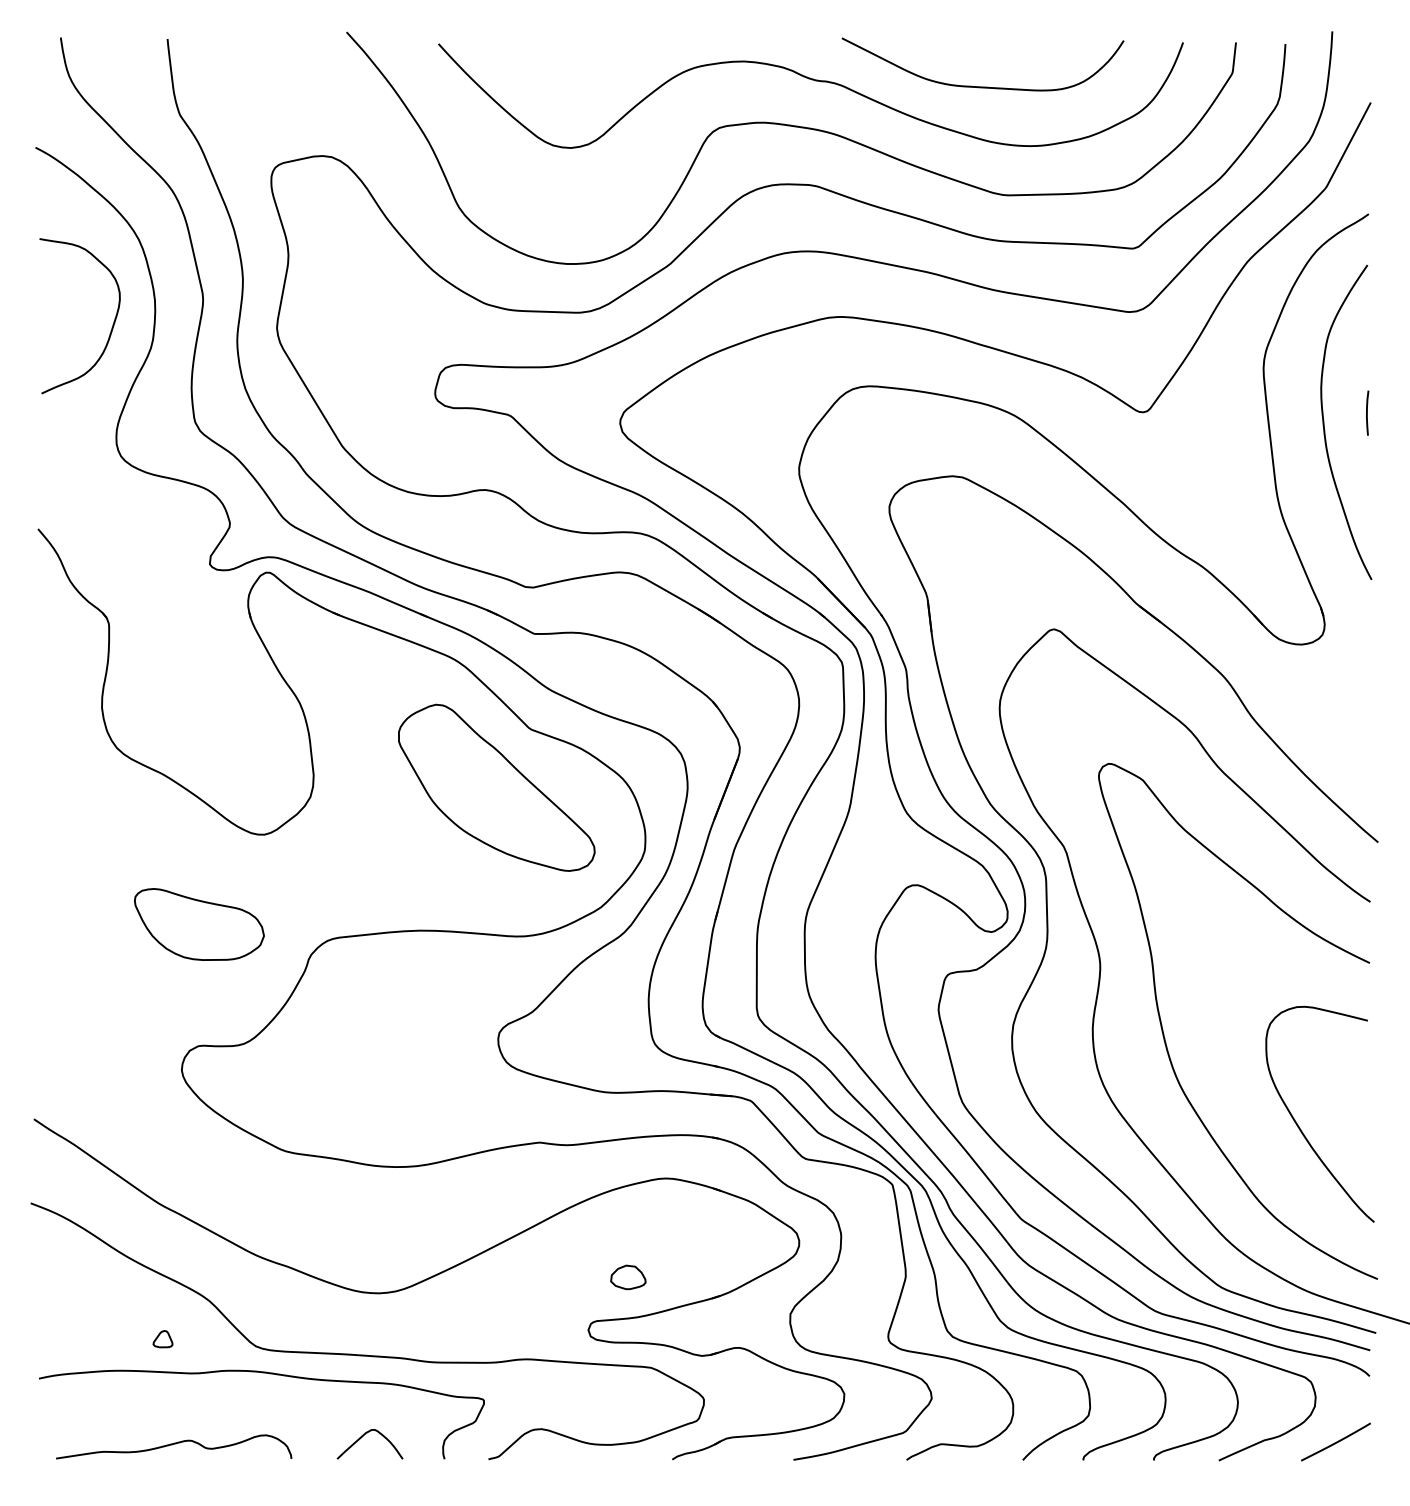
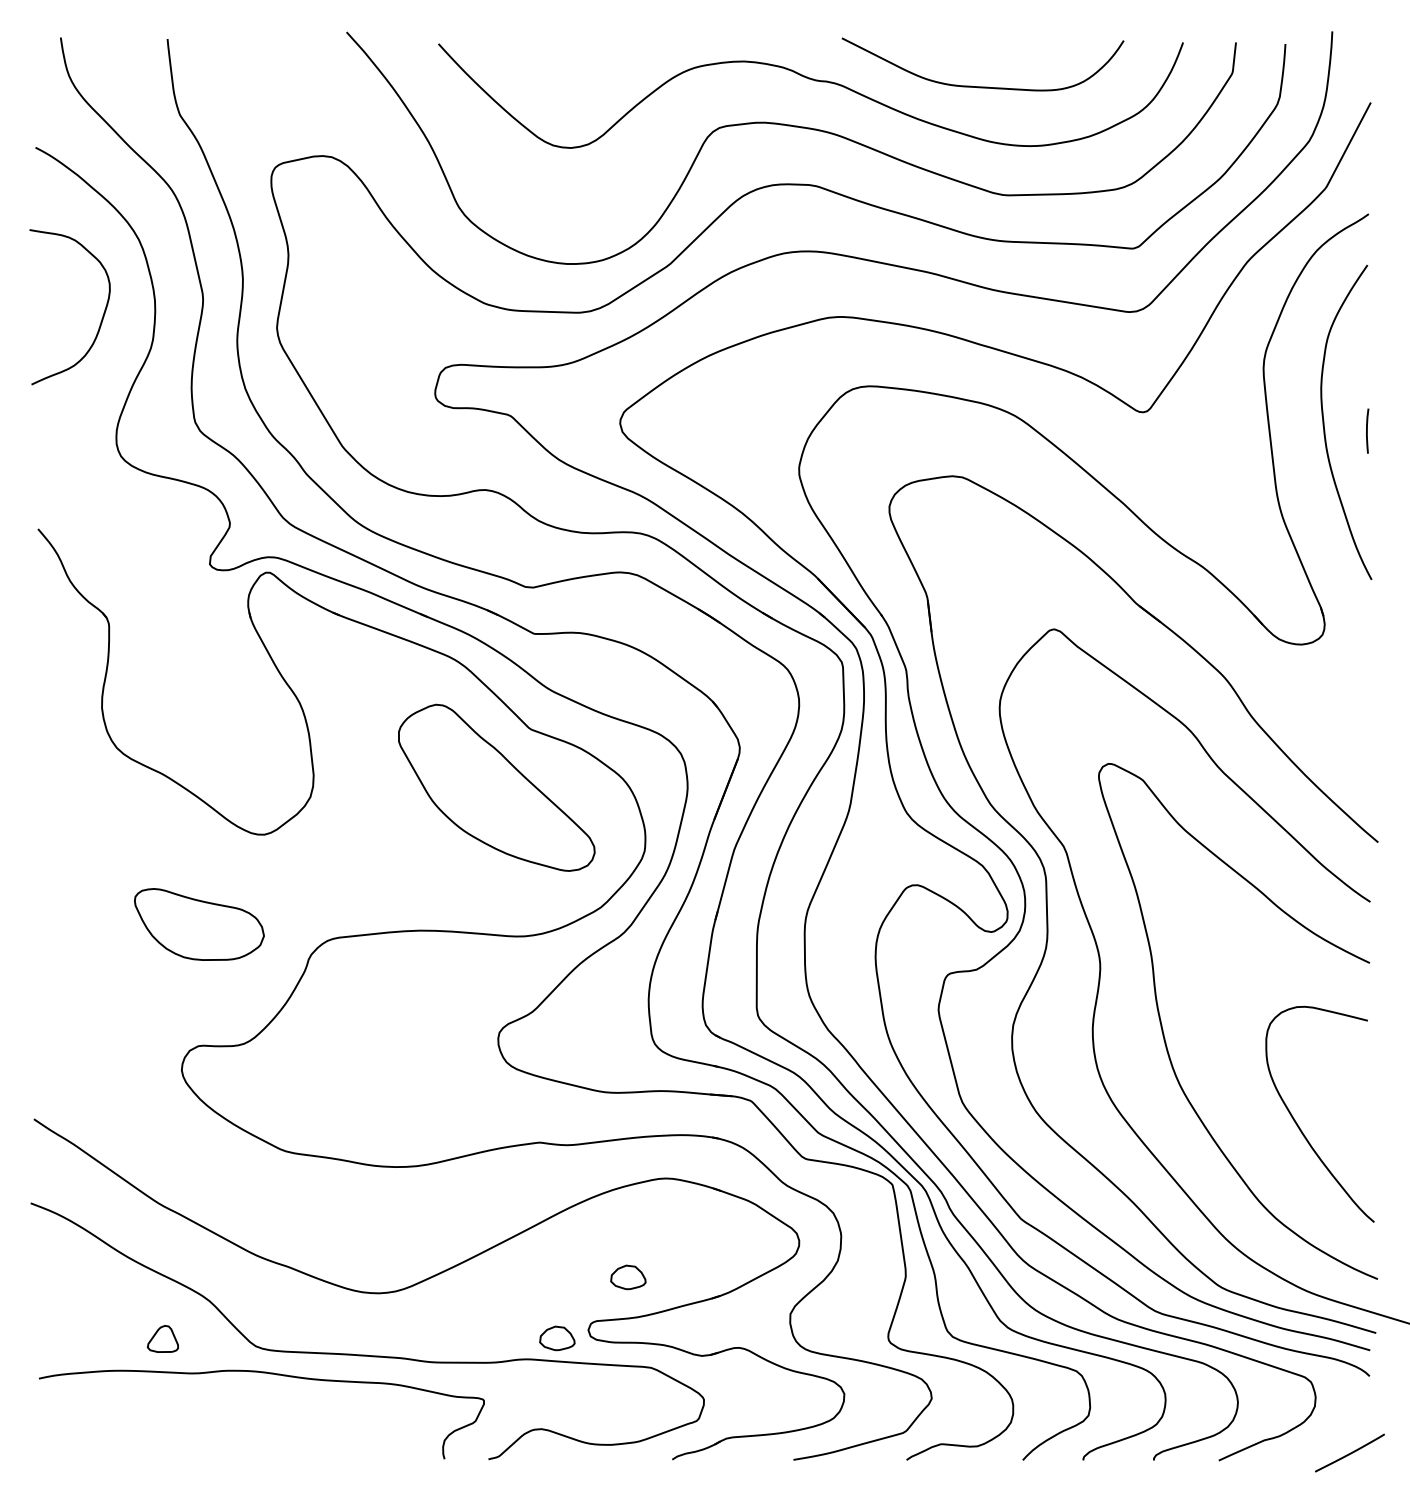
curve position: (111, 327) -> (101, 318) (101, 318)
line position: (1367, 412) -> (1367, 430) (1367, 430)
part: none -> present (557, 1338)
part size: 22x19 px -> 32x28 px (162, 1338)
curve: present -> none (362, 1437)
line position: (1336, 1441) -> (1350, 1452) (1350, 1452)
curve: present -> none (174, 1444)
